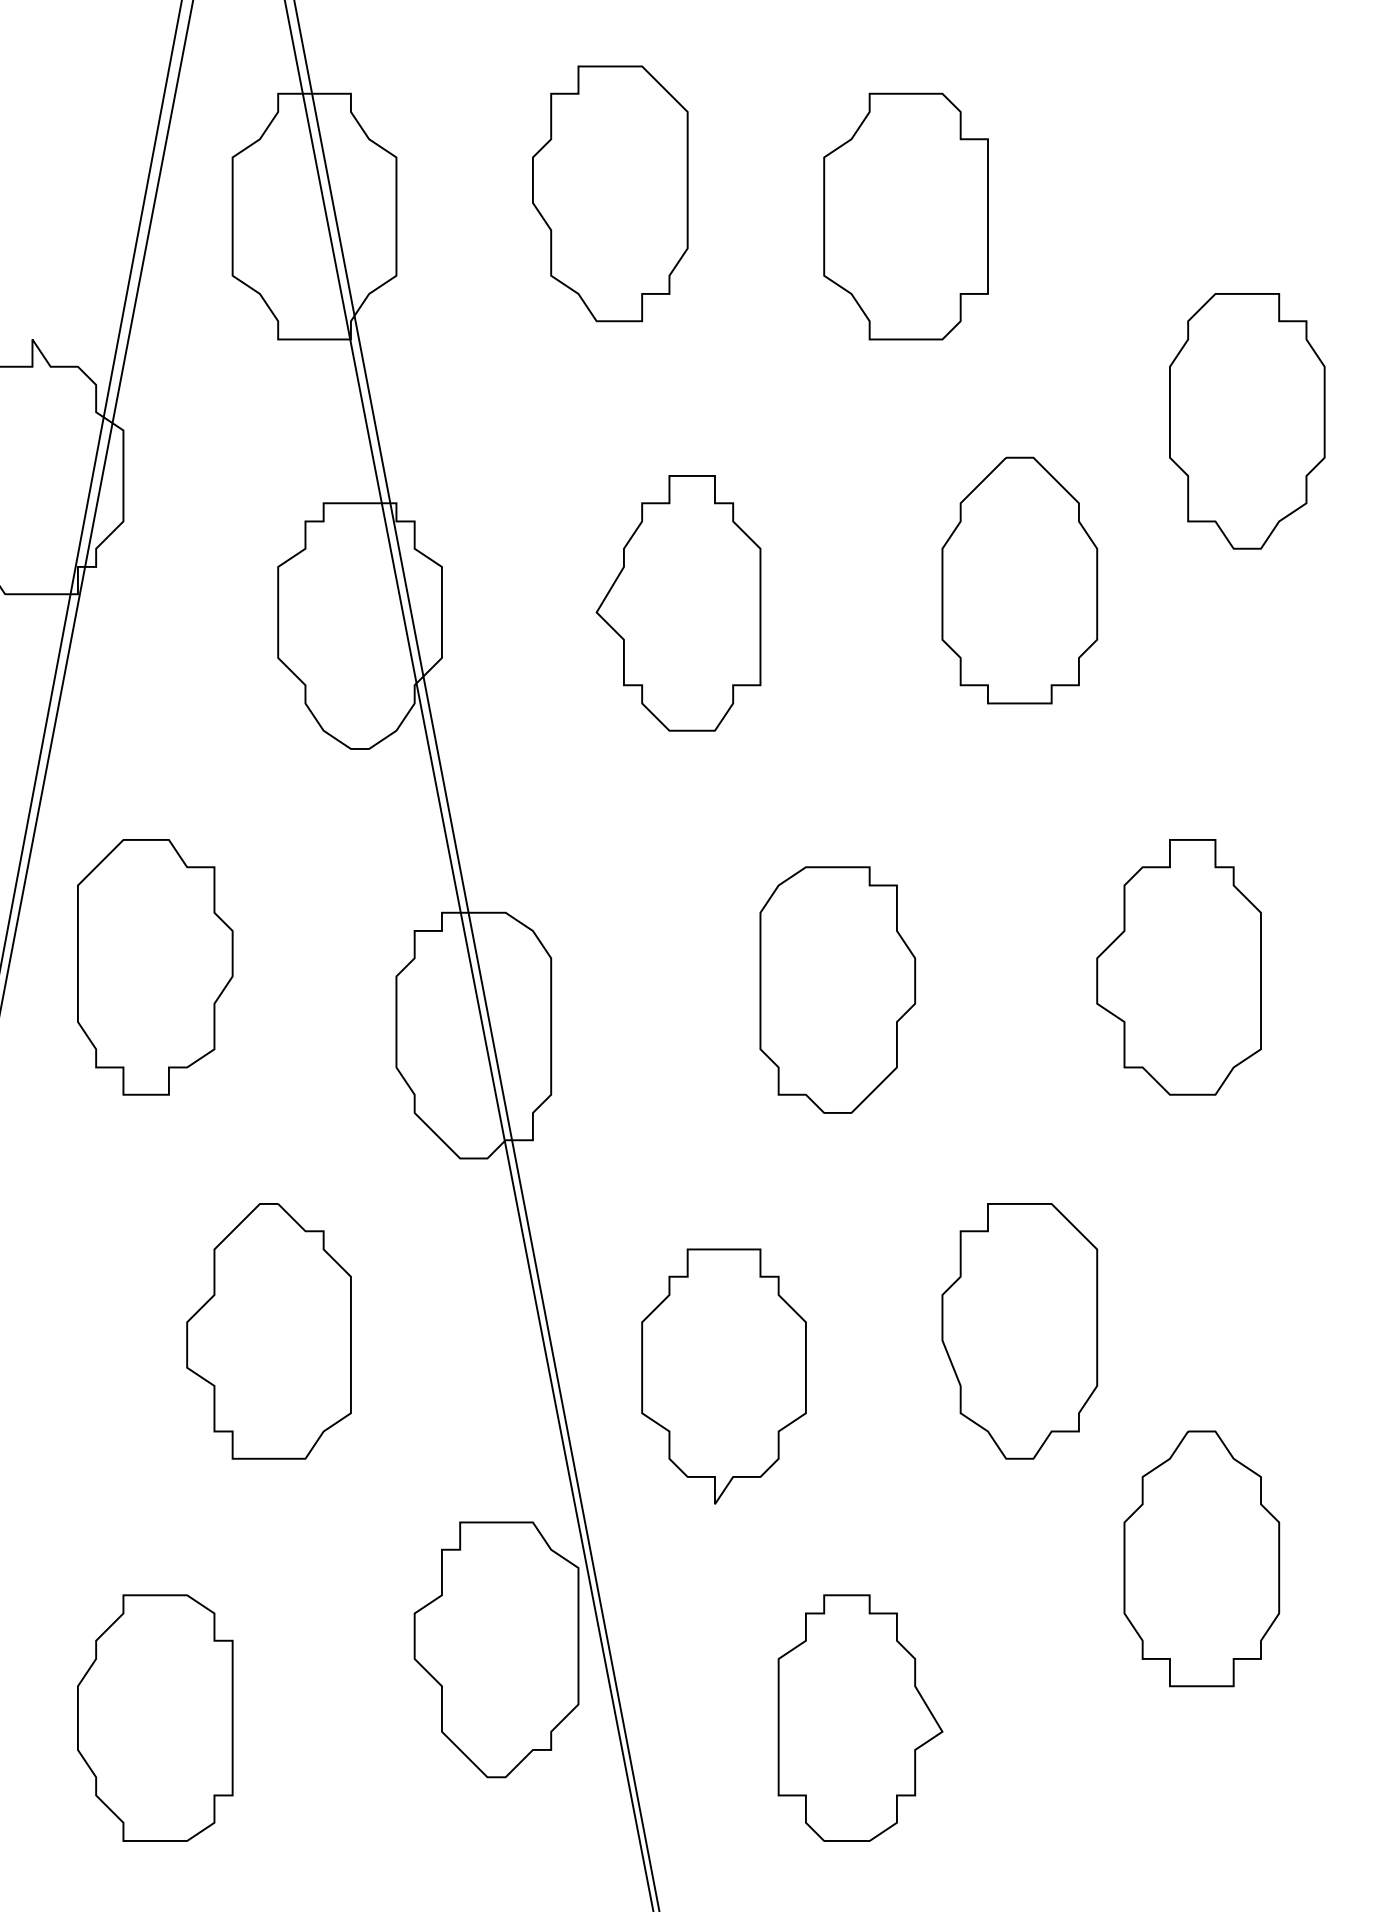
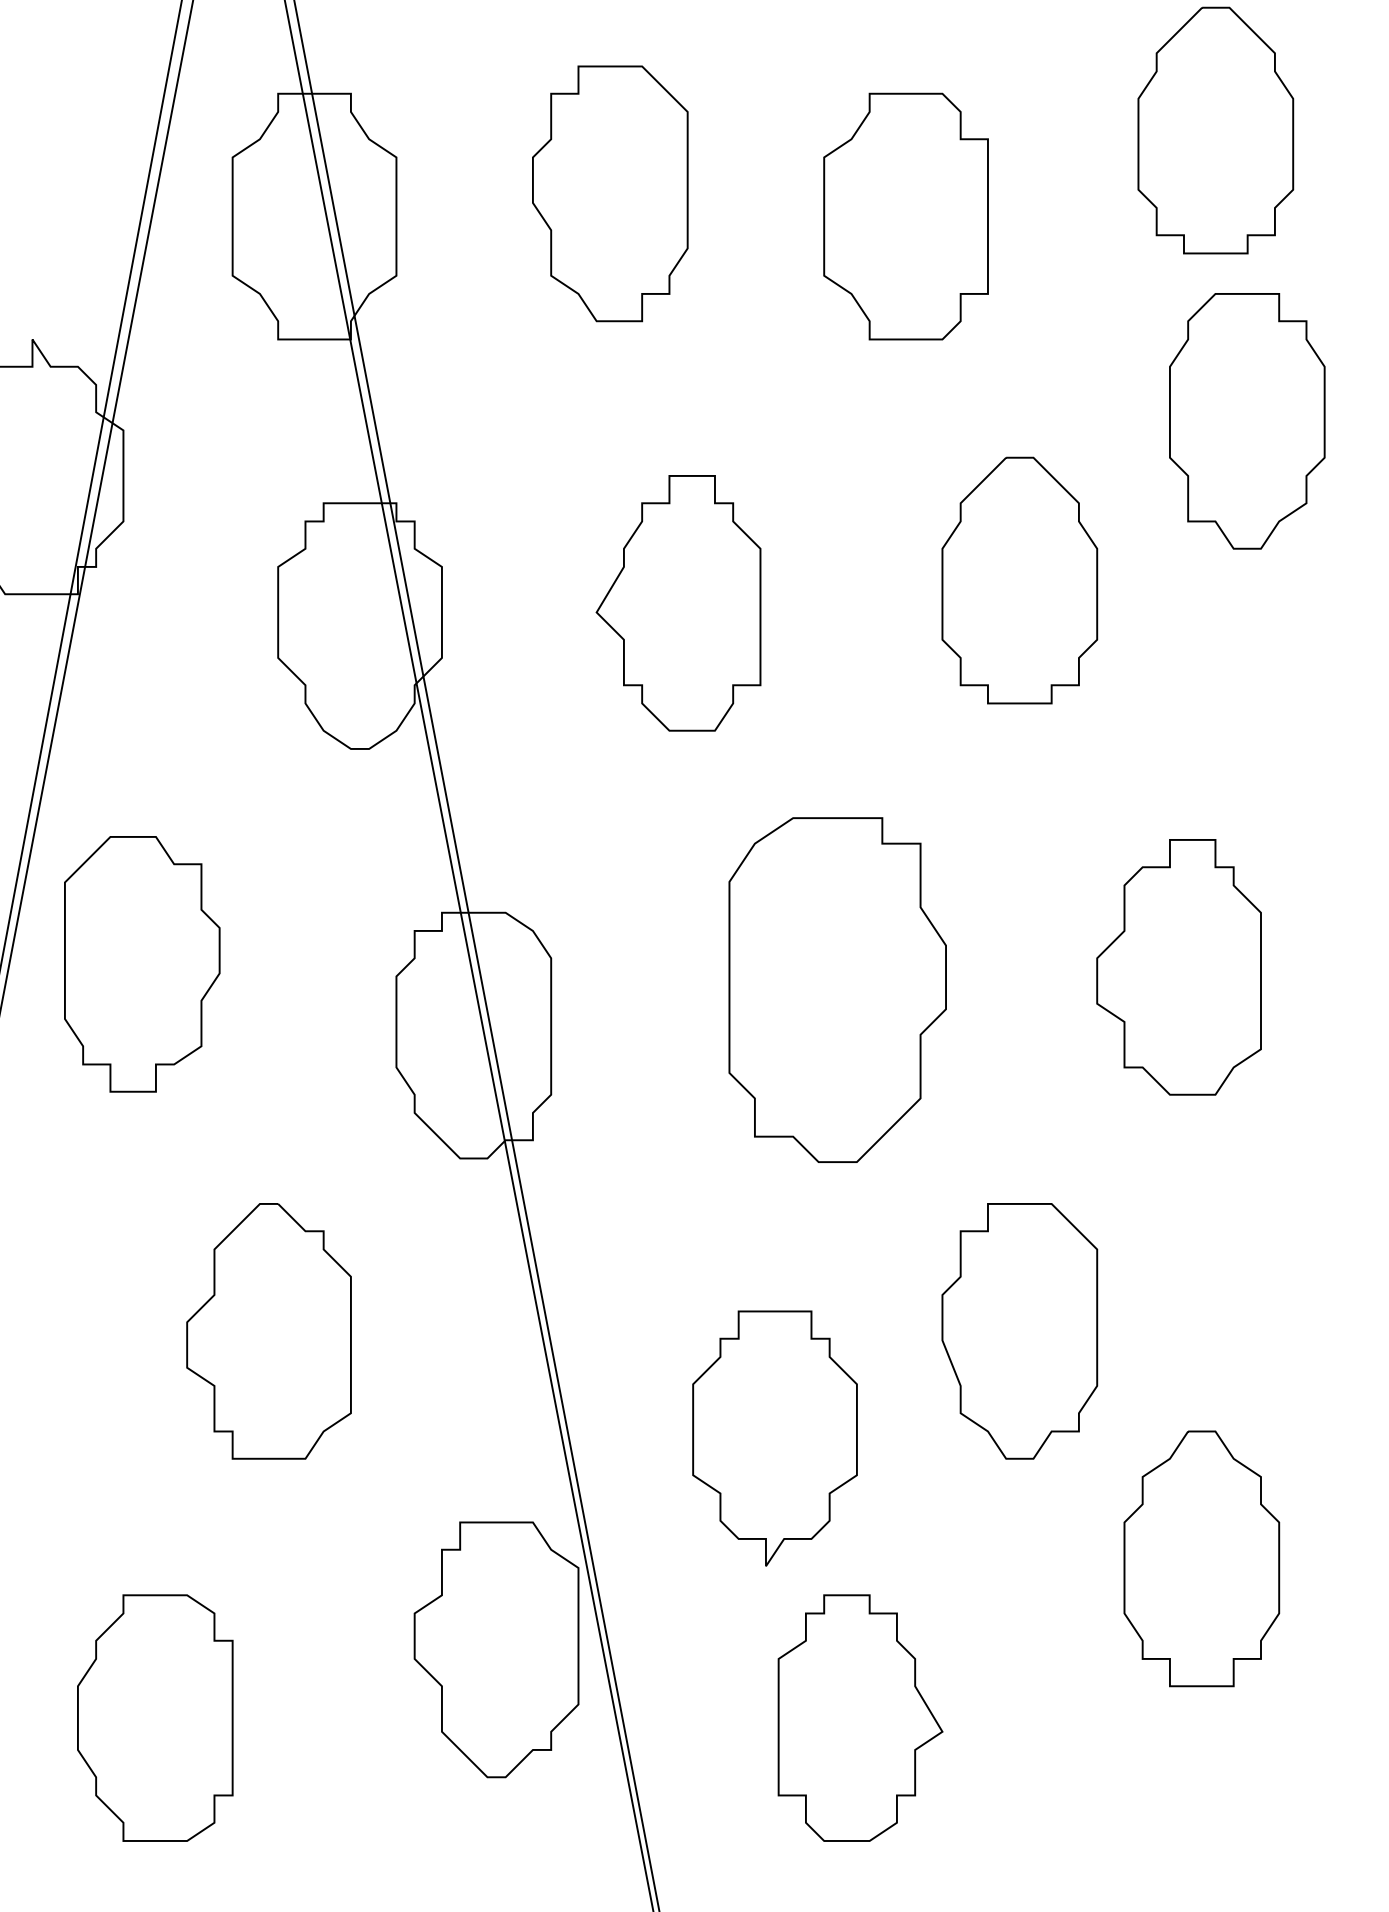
part: none -> present (1215, 130)
part position: (155, 967) -> (142, 964) (142, 964)
part size: 158x248 px -> 219x346 px (837, 989)
part position: (723, 1376) -> (774, 1438) (774, 1438)
